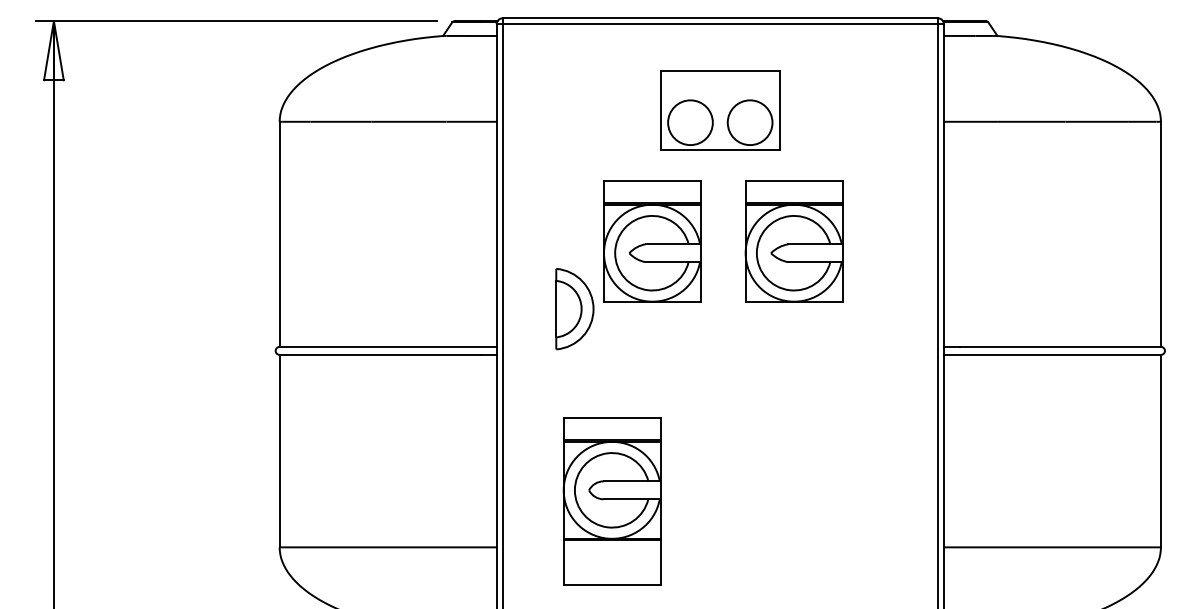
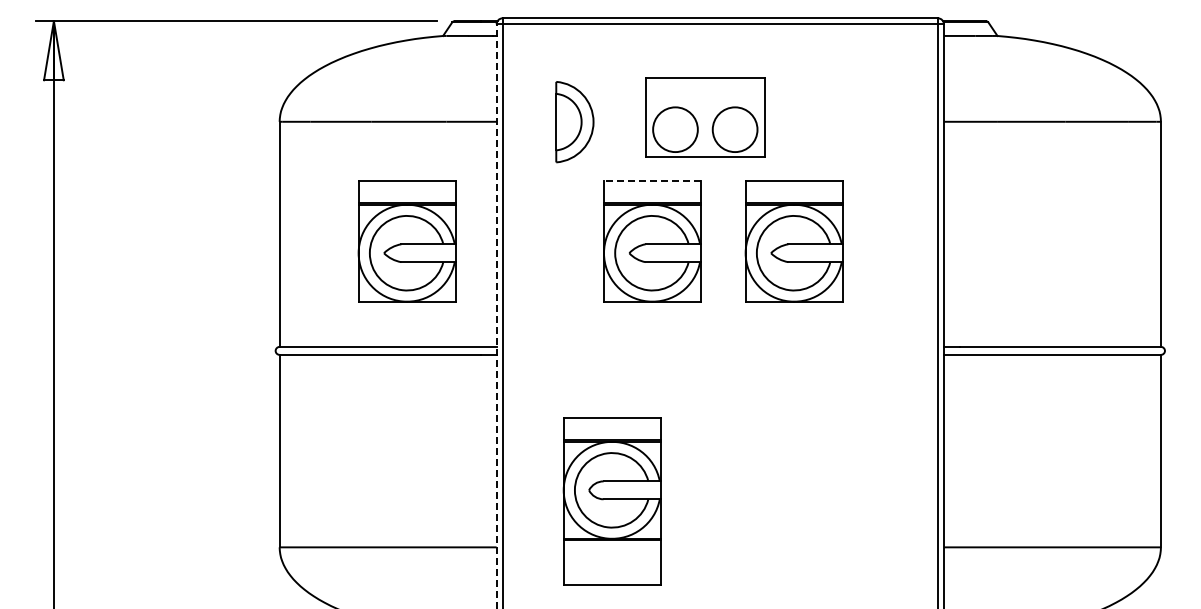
part position: (720, 110) -> (705, 117) (705, 117)
line: solid -> dashed (651, 180)
part: none -> present (406, 241)
part position: (574, 309) -> (574, 122) (574, 122)
line: solid -> dashed (496, 316)
